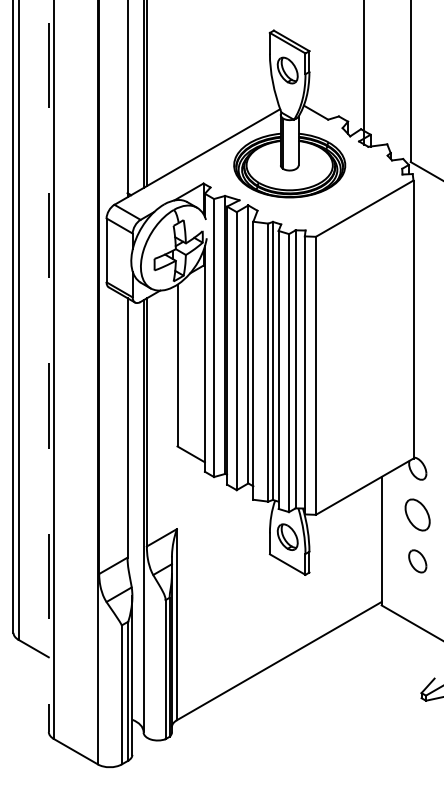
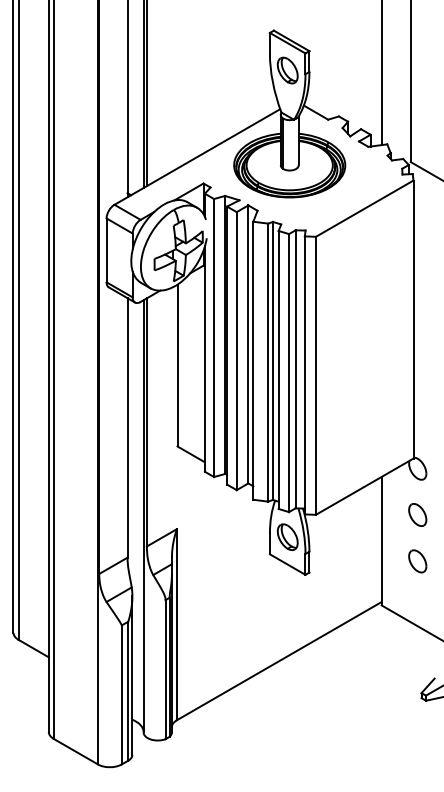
line position: (363, 73) -> (381, 73) (381, 73)
line: dashed -> solid (48, 366)
part size: 27x34 px -> 20x24 px (417, 514)
